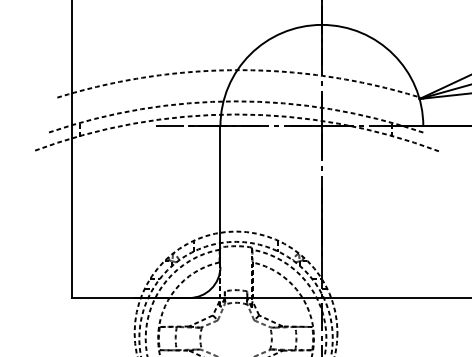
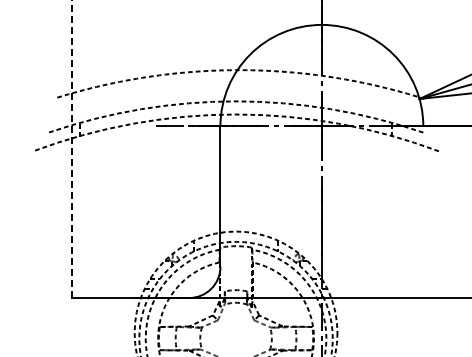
line: solid -> dashed (72, 149)
